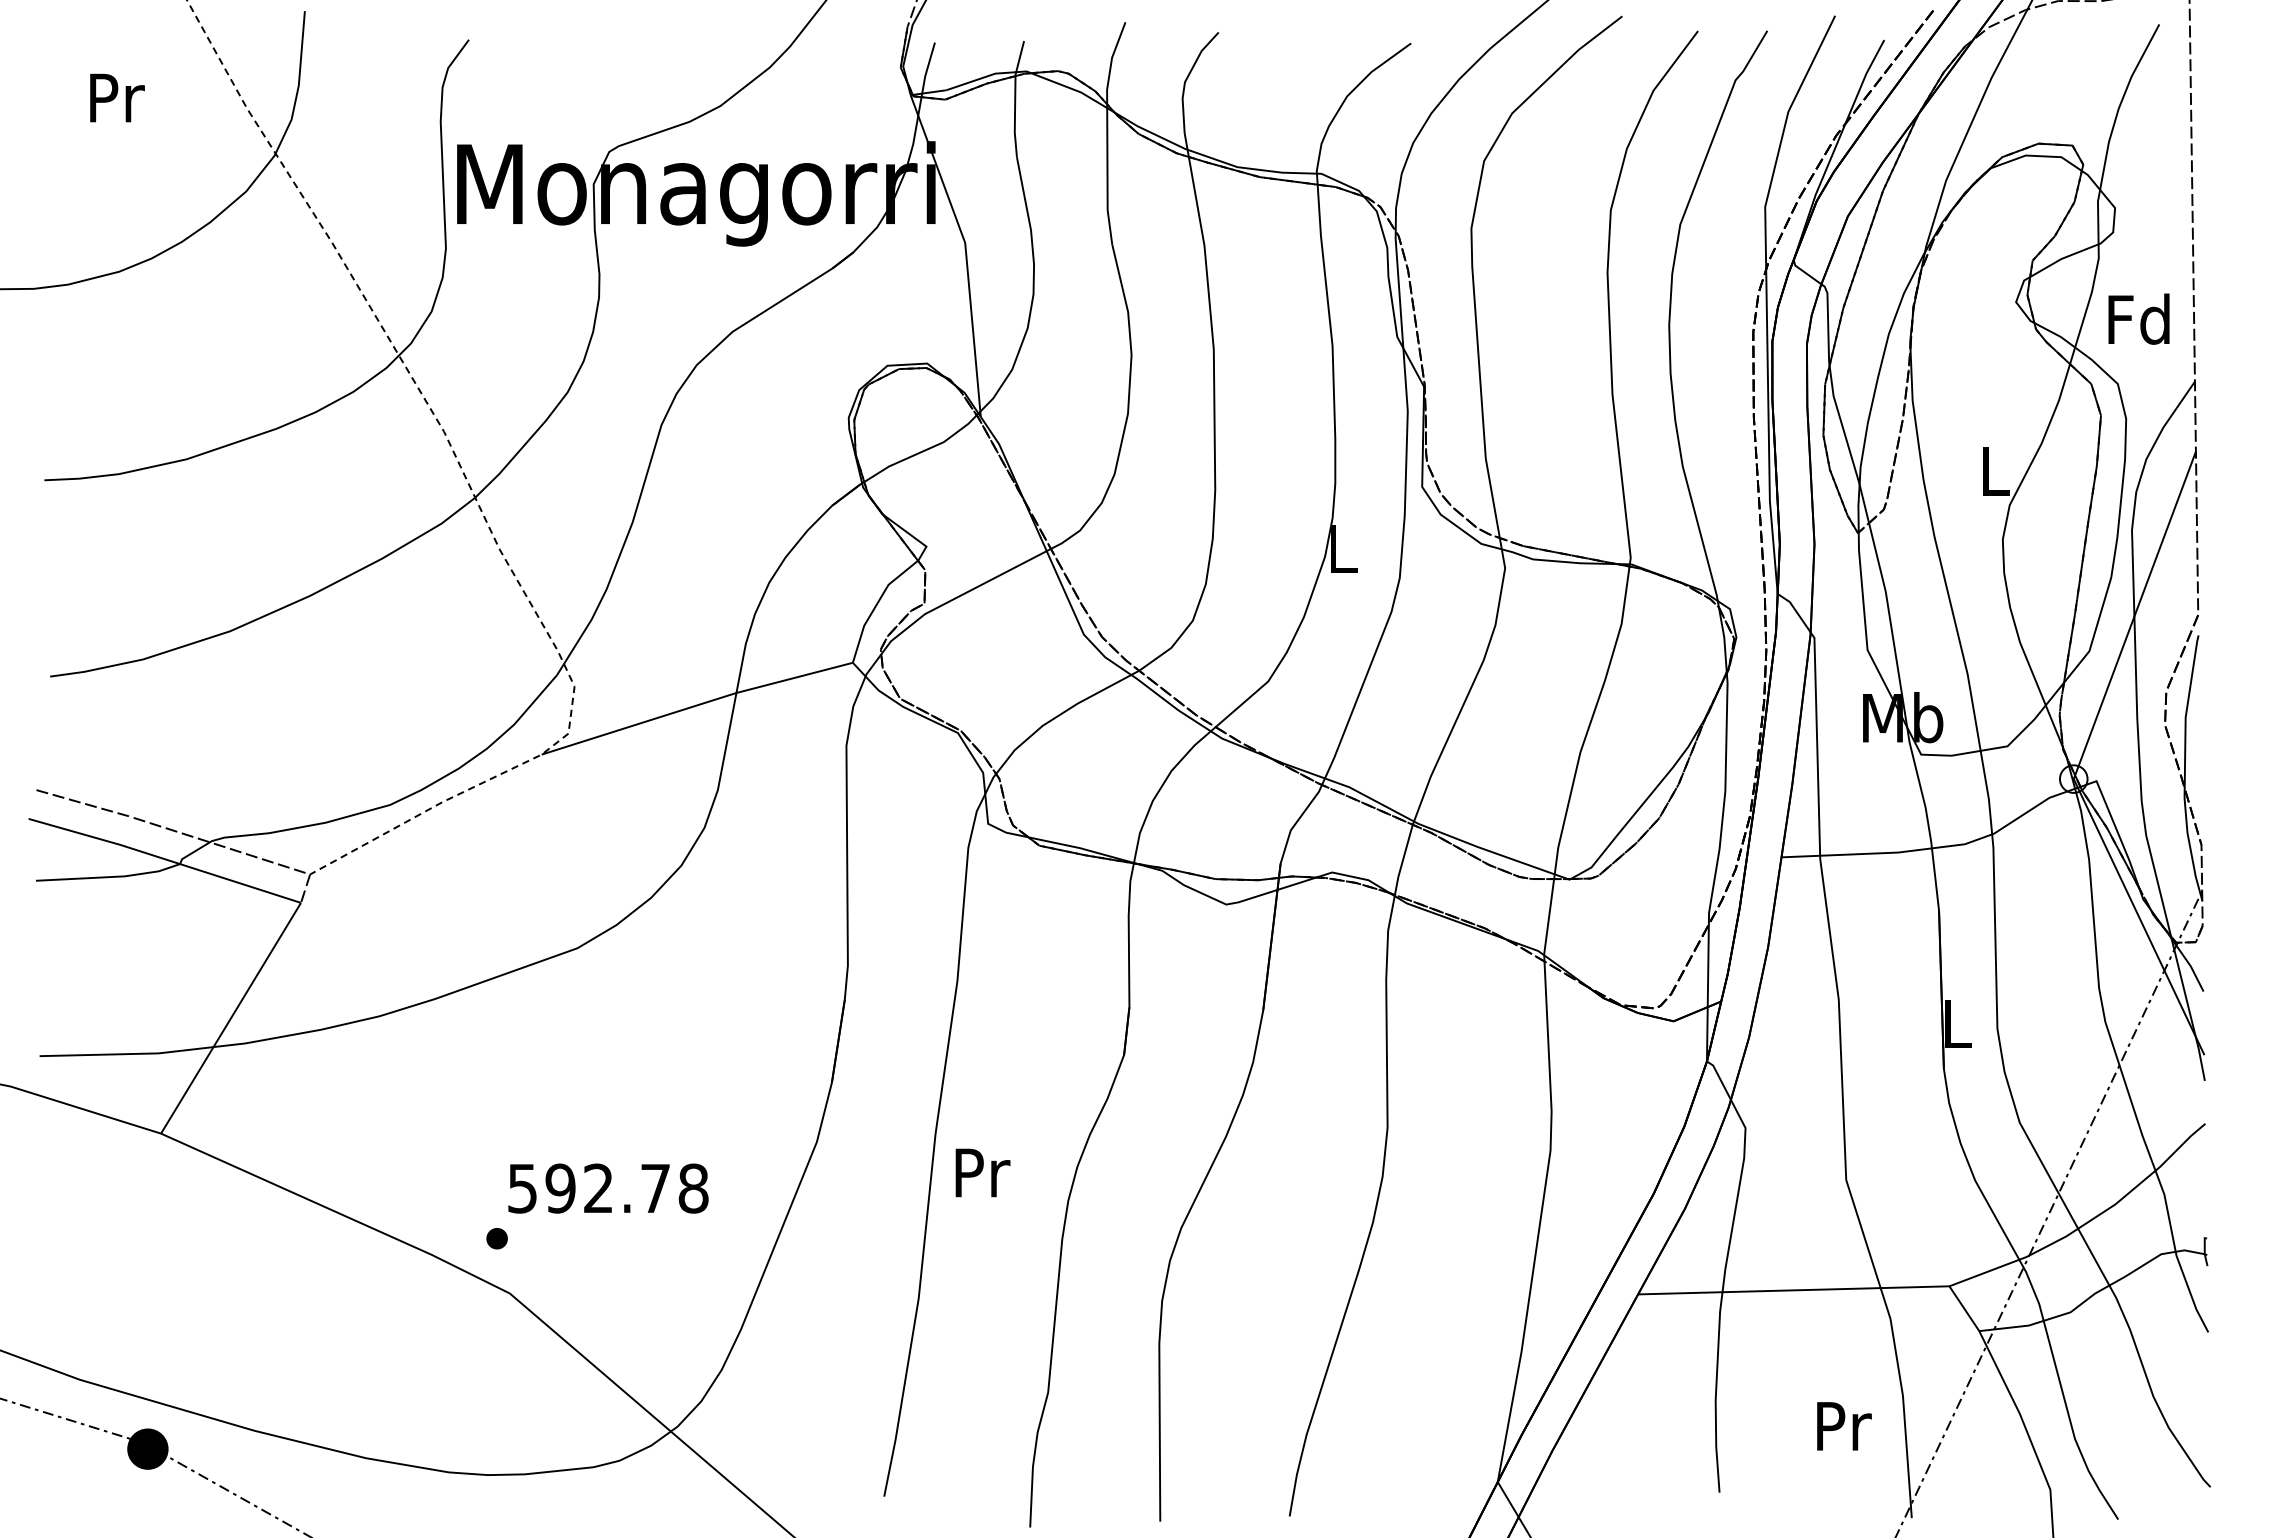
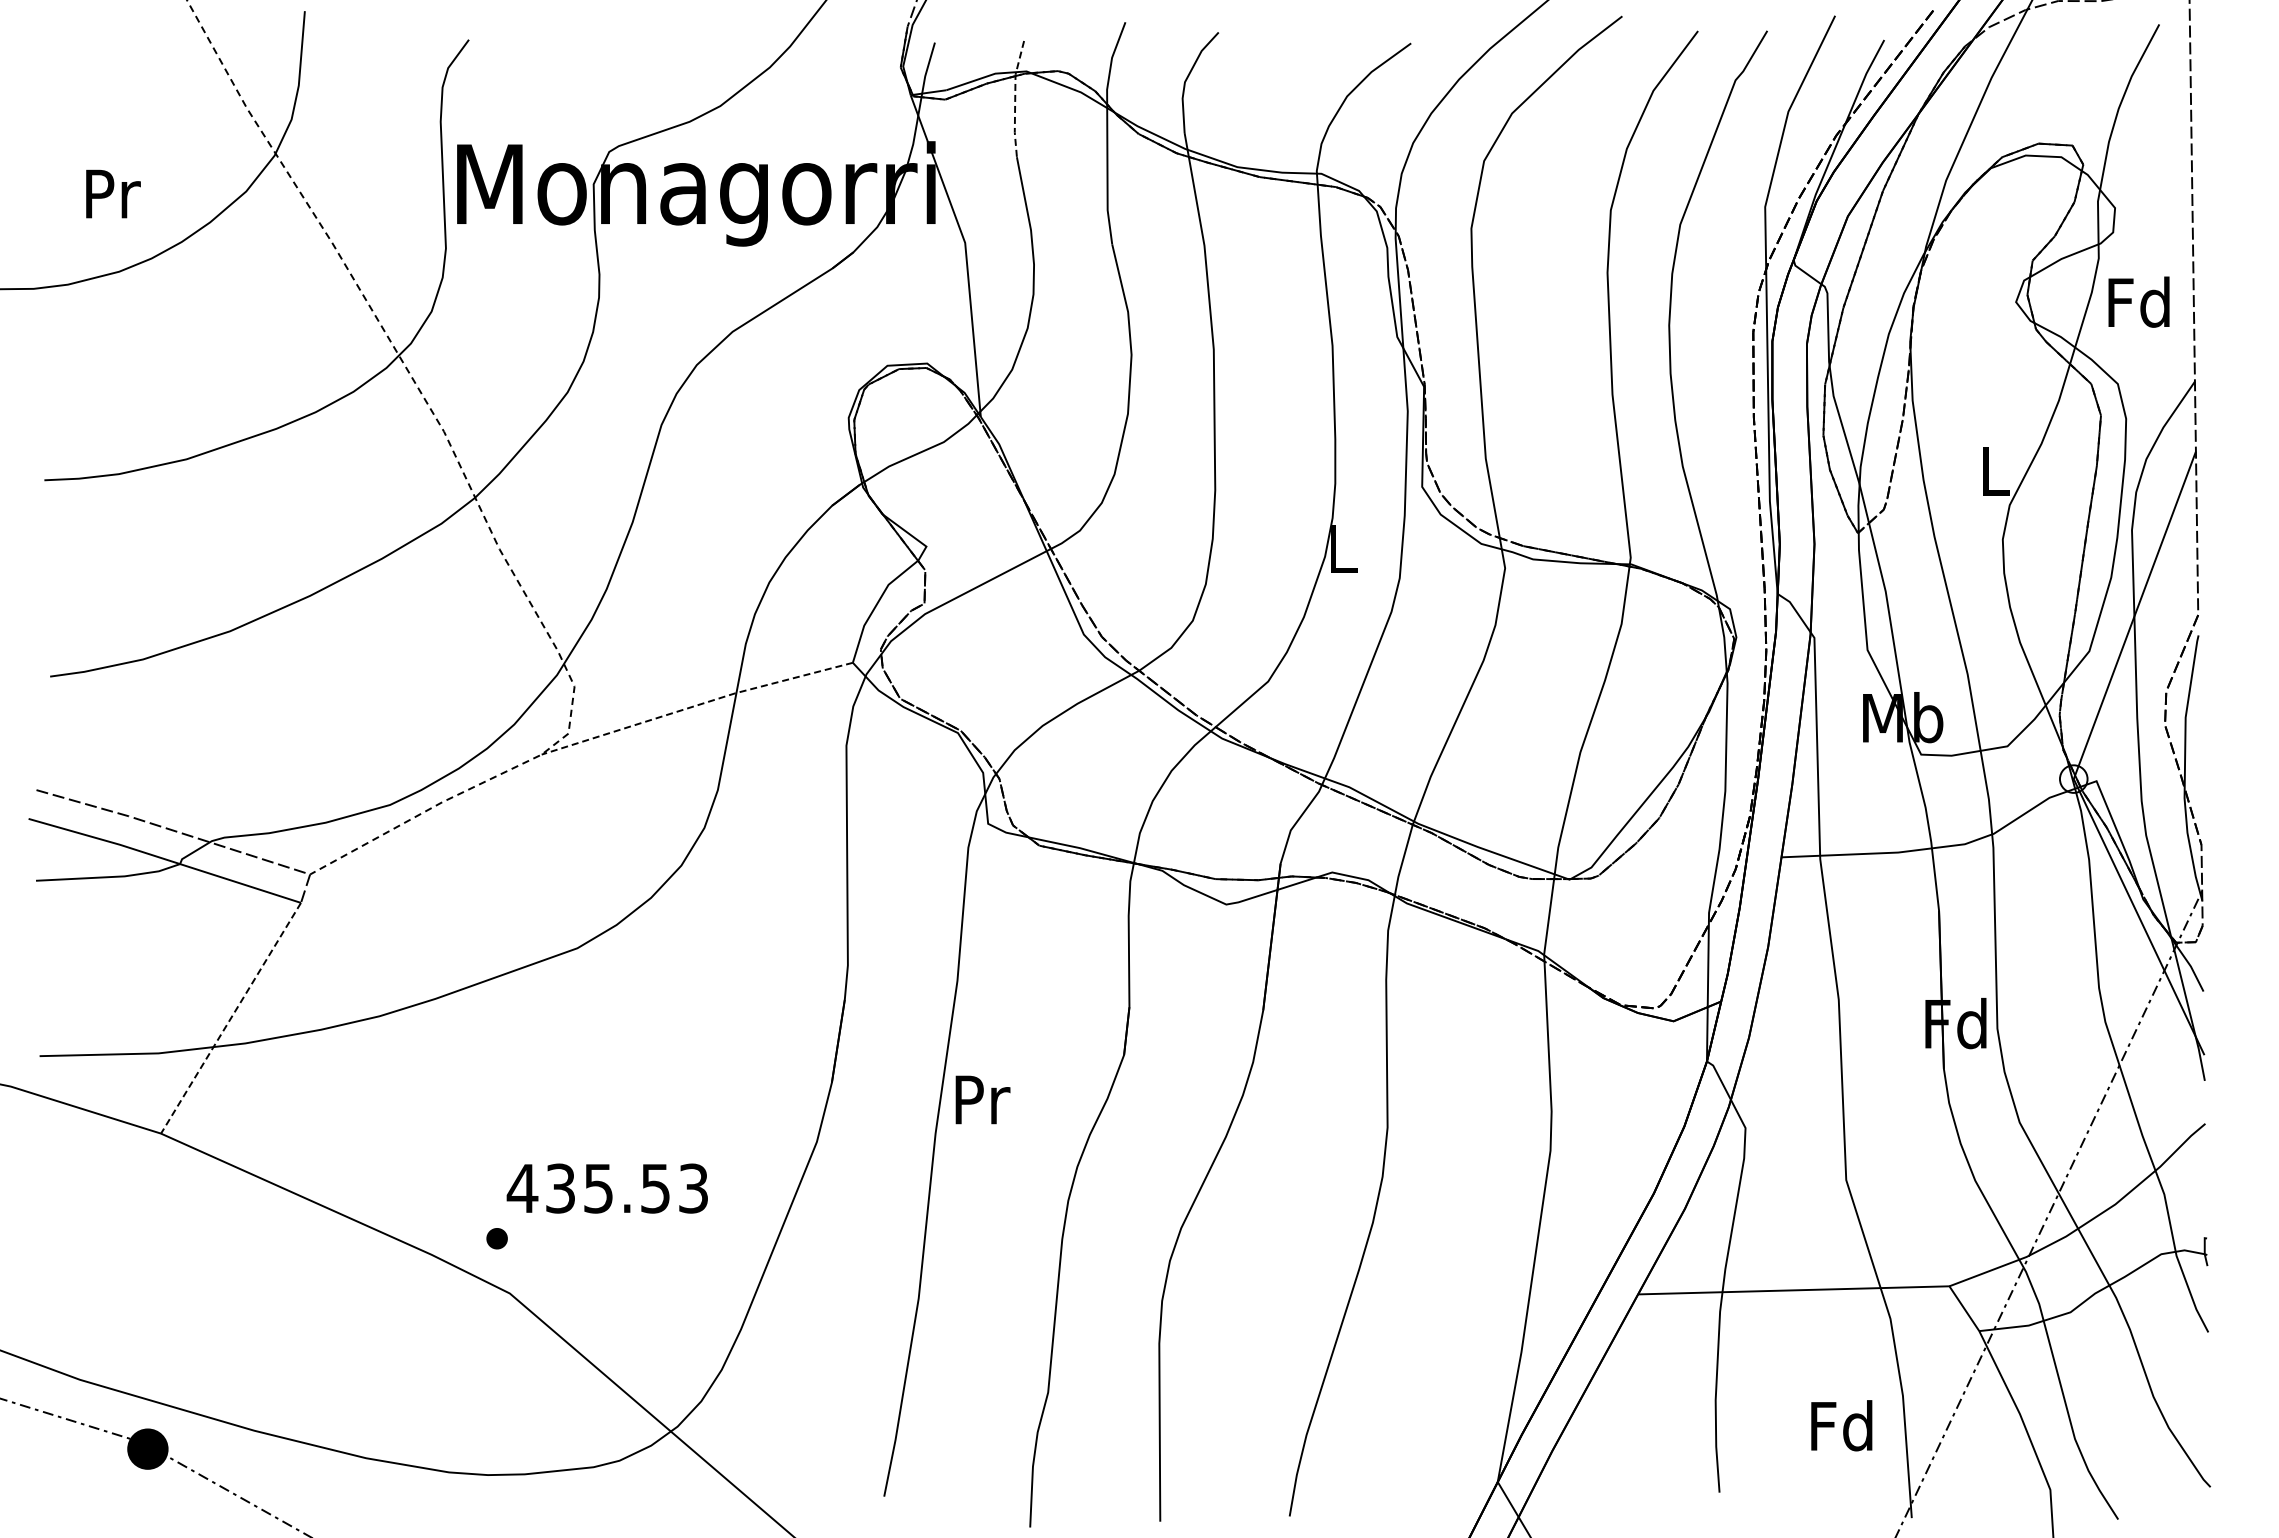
text position: (117, 97) -> (113, 193) (113, 193)
line: solid -> dashed (1015, 98)
text position: (2138, 318) -> (2138, 301) (2138, 301)
line: solid -> dashed (696, 705)
line: solid -> dashed (231, 1018)
text: L -> Fd (1955, 1023)
text position: (982, 1172) -> (982, 1099) (982, 1099)
text: 592.78 -> 435.53 (607, 1188)
text: Pr -> Fd (1841, 1425)
